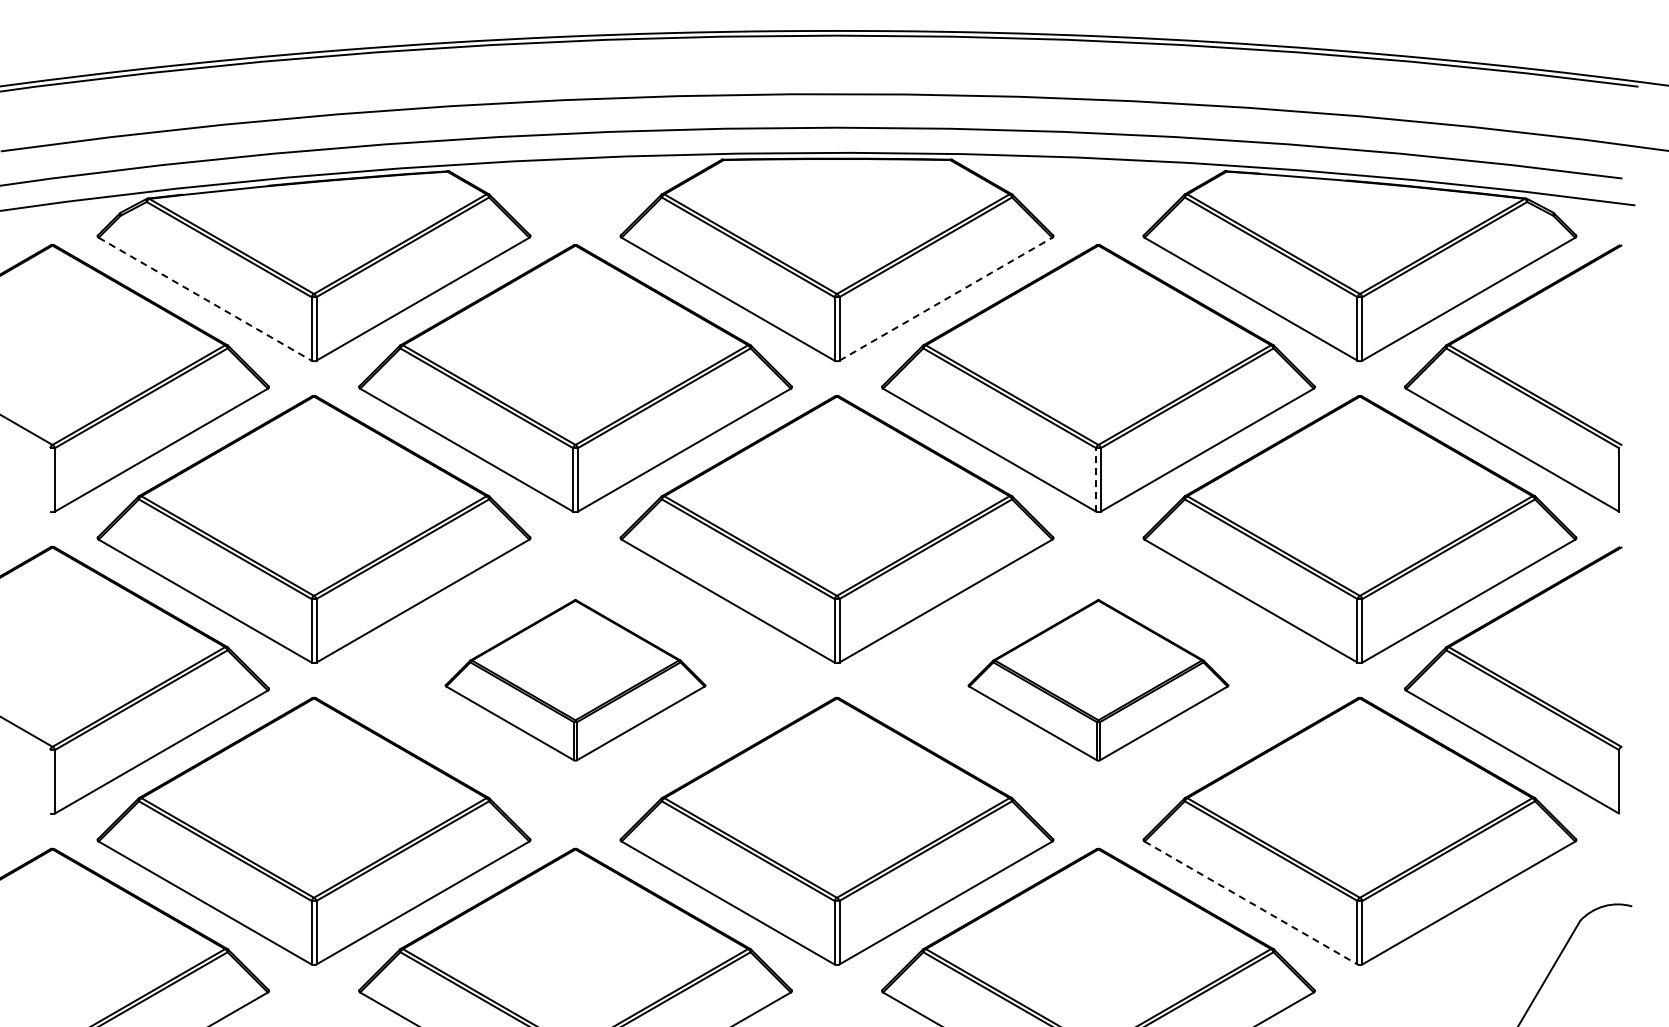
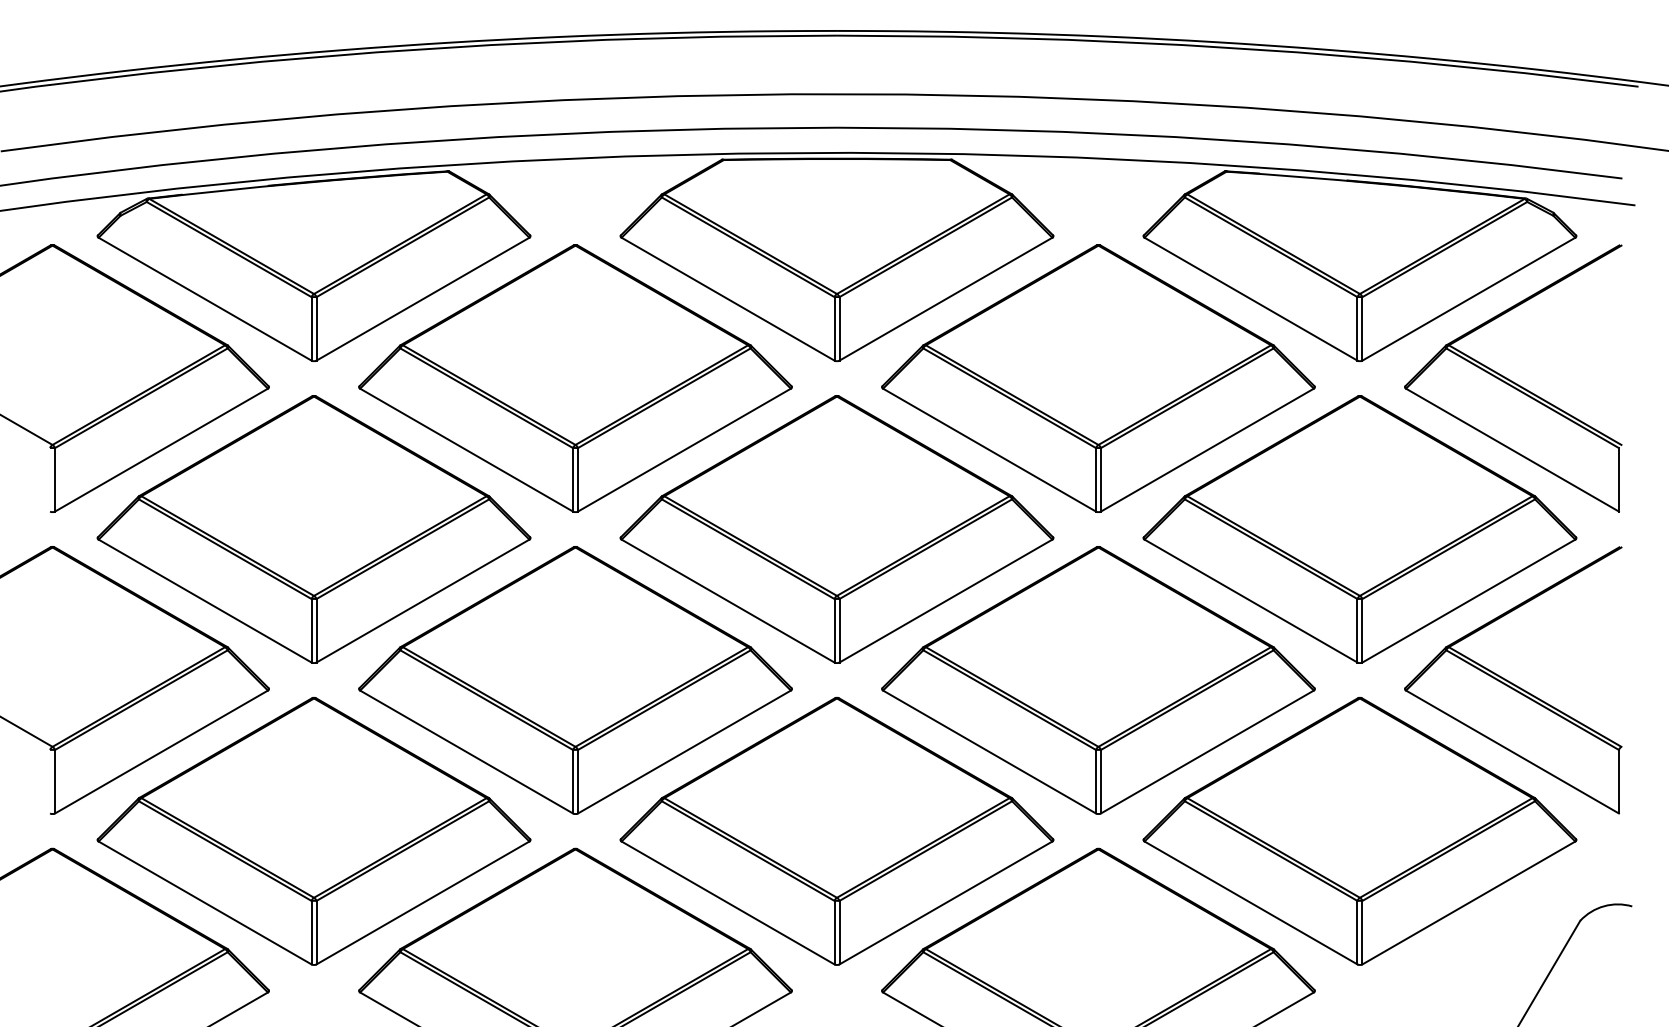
line: dashed -> solid (205, 299)
line: dashed -> solid (945, 299)
line: dashed -> solid (1095, 479)
part size: 263x163 px -> 435x269 px (575, 680)
part size: 263x163 px -> 435x269 px (1098, 680)
line: dashed -> solid (1251, 902)
